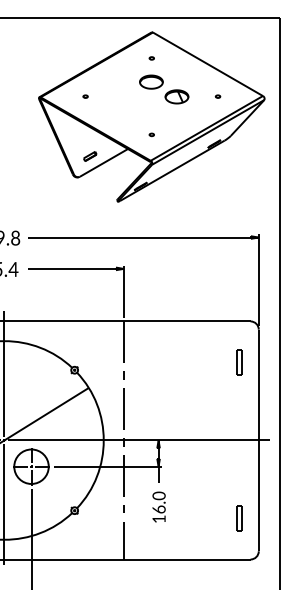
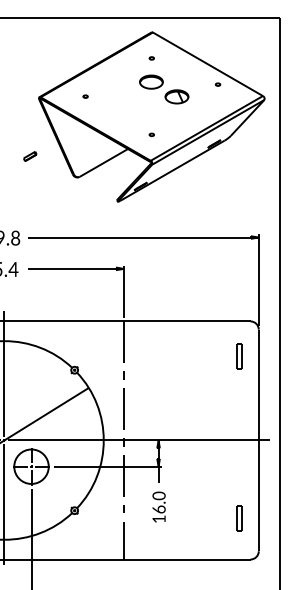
part position: (217, 96) -> (217, 84) (217, 84)
part position: (90, 156) -> (30, 156) (30, 156)
part position: (239, 362) -> (239, 356) (239, 356)
